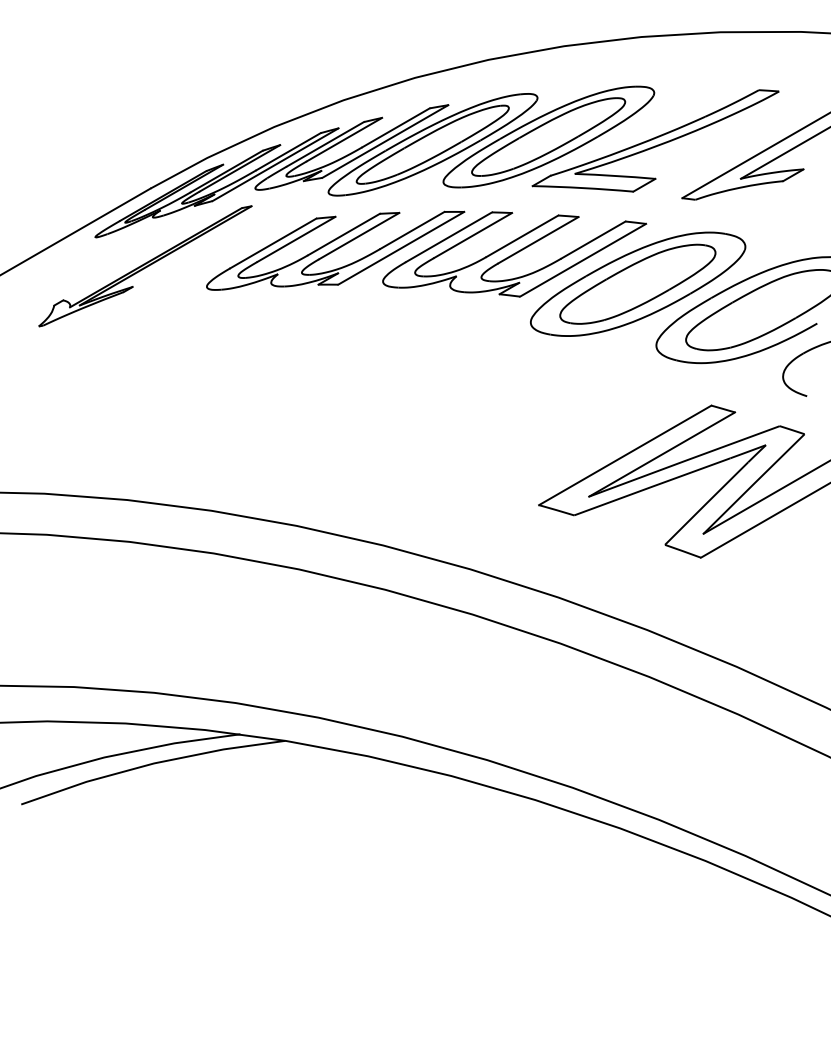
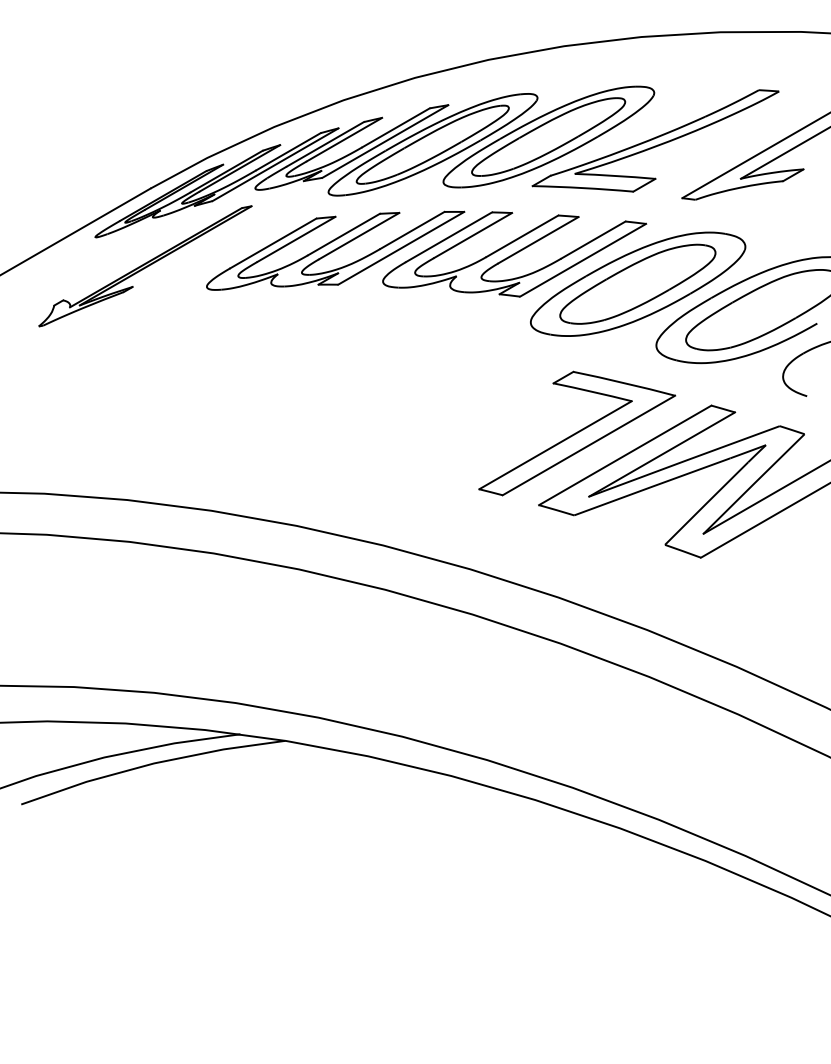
part: none -> present (577, 433)
